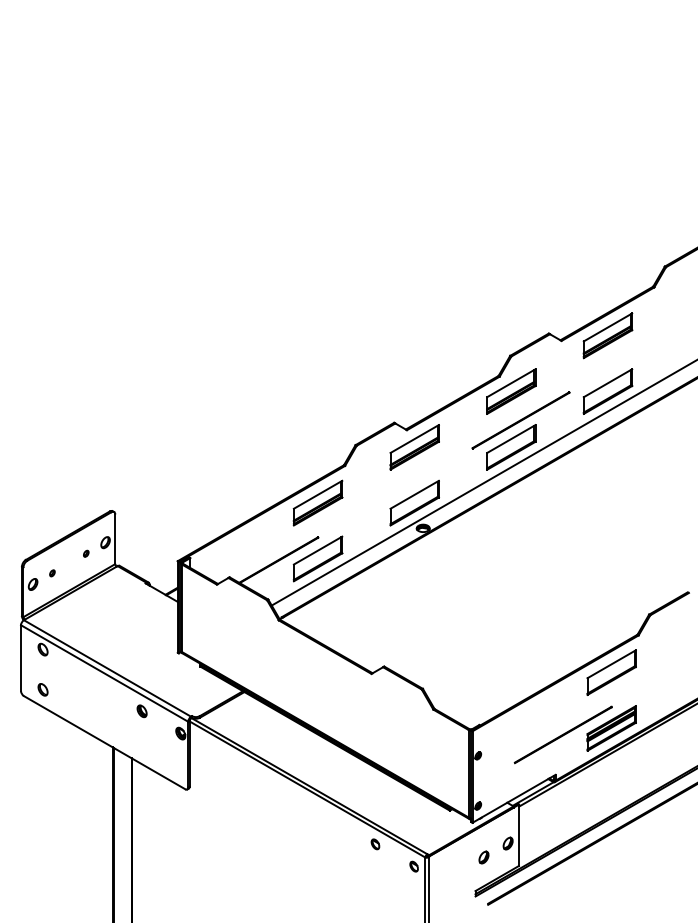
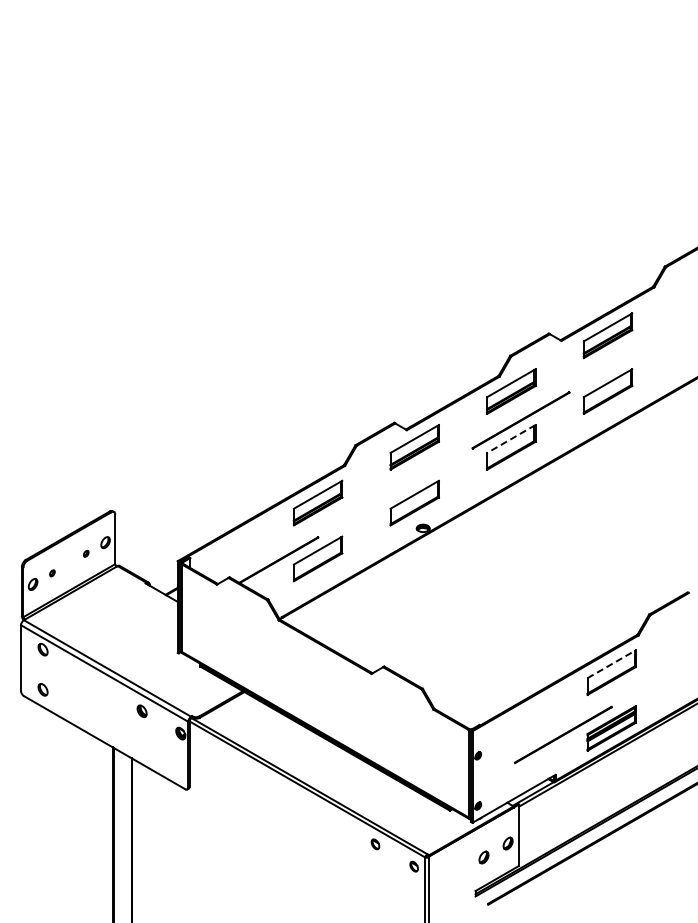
line: solid -> dashed (511, 439)
line: present -> none (482, 483)
line: solid -> dashed (611, 664)
